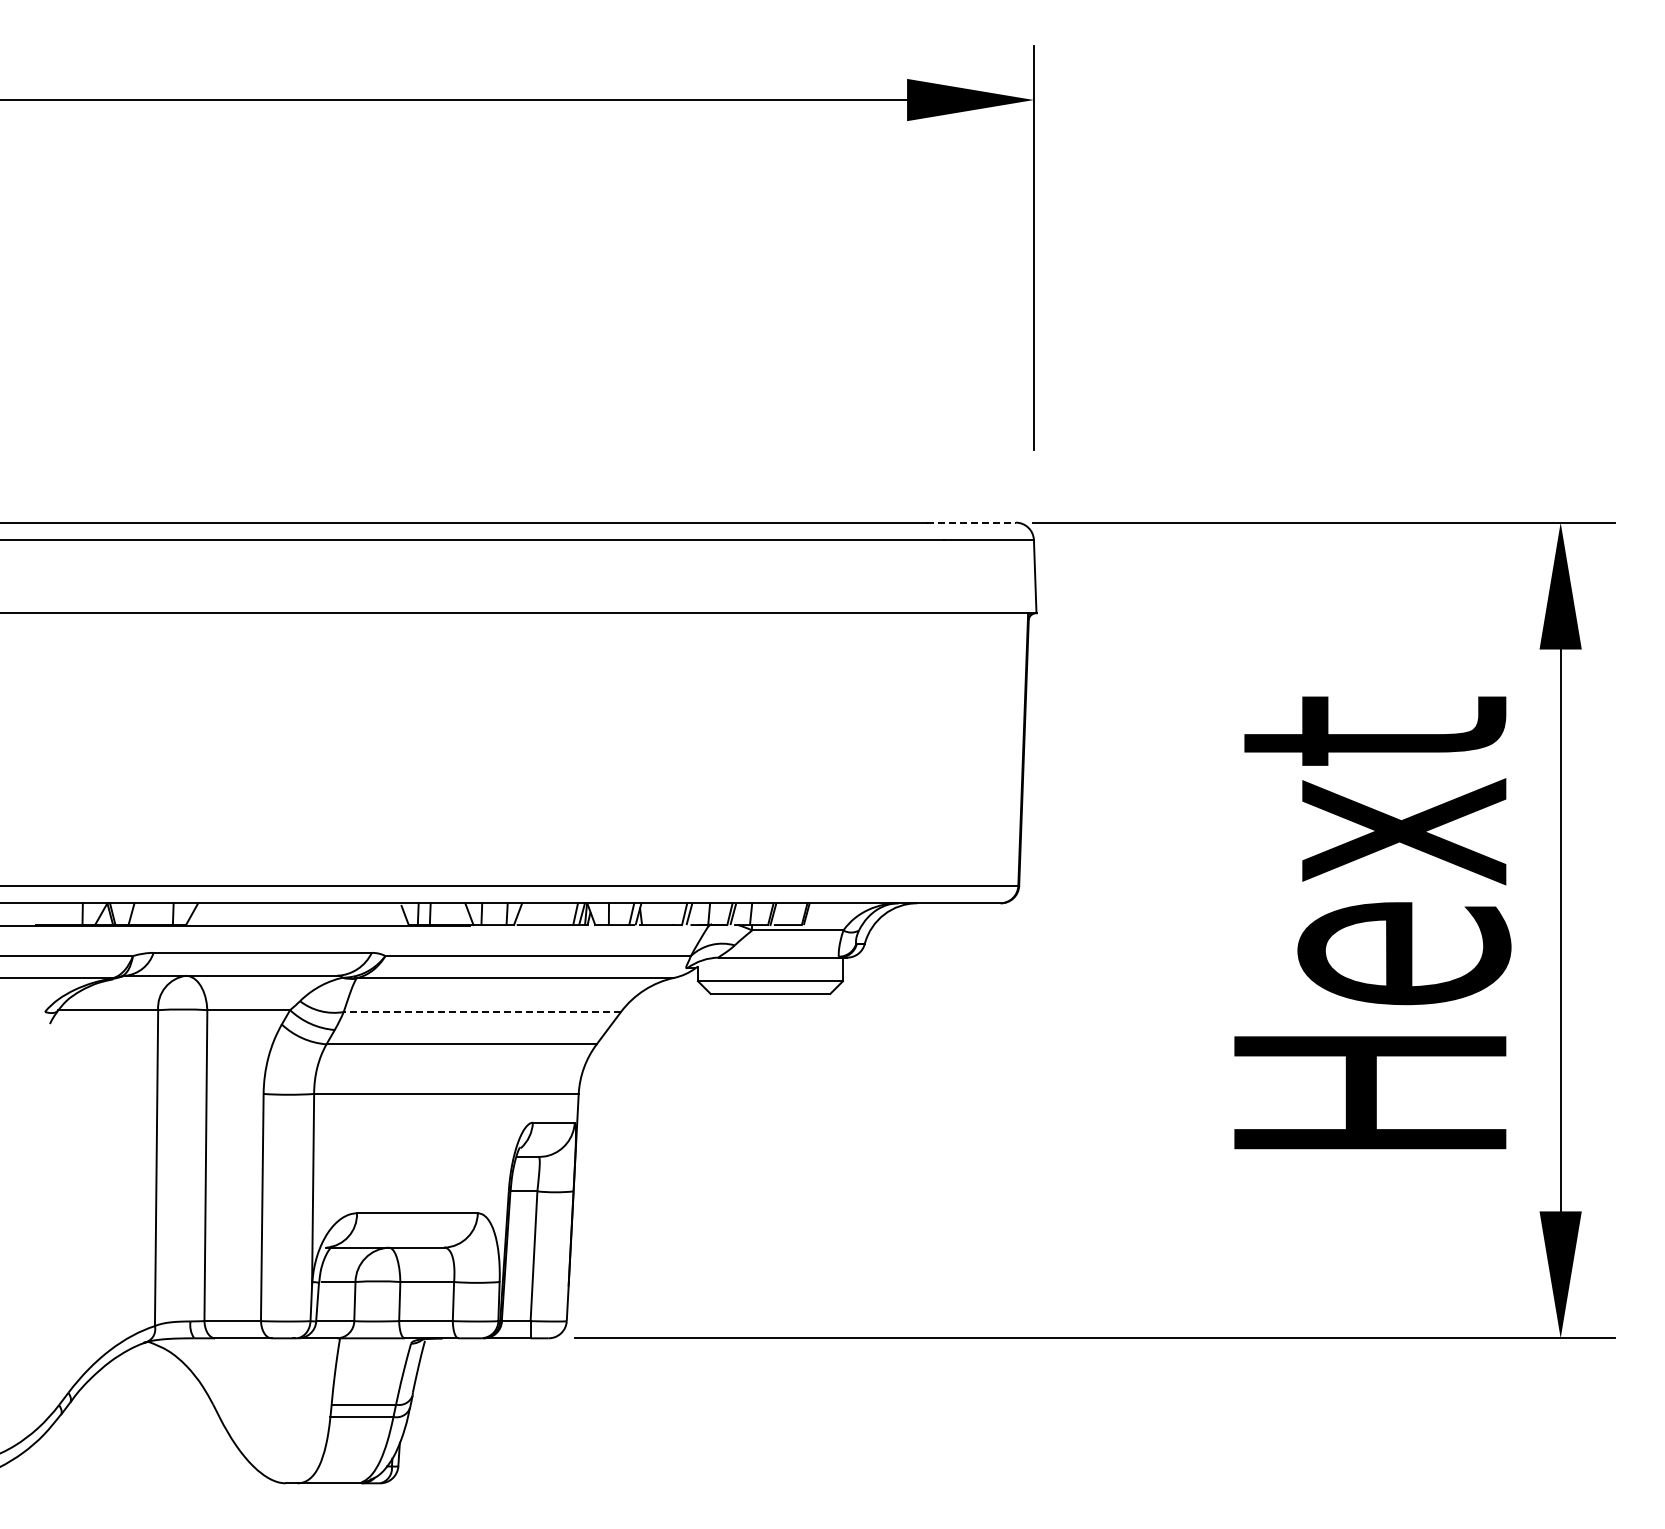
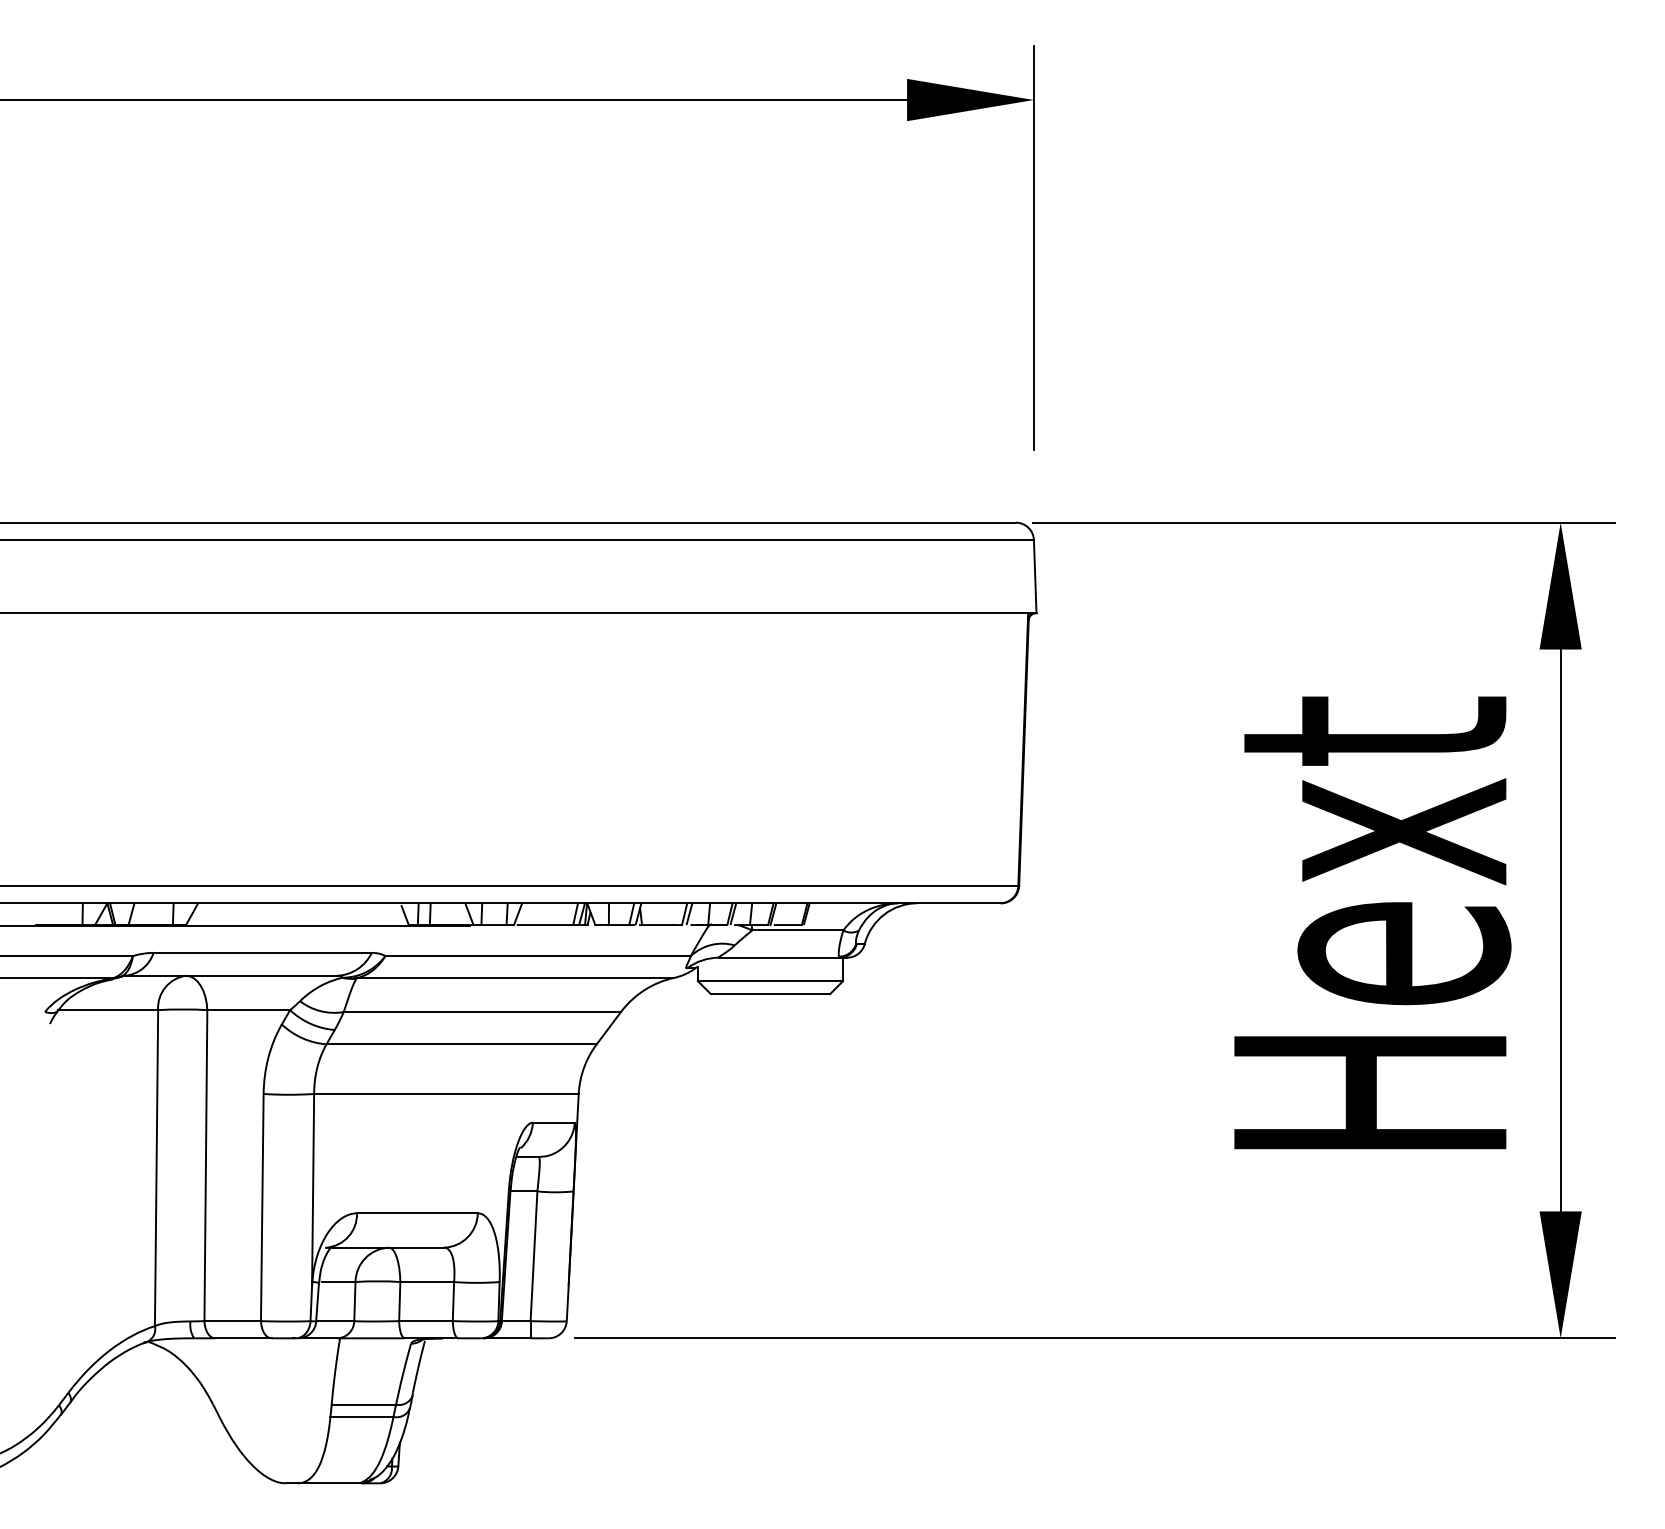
line: dashed -> solid (971, 522)
line: dashed -> solid (482, 1012)
